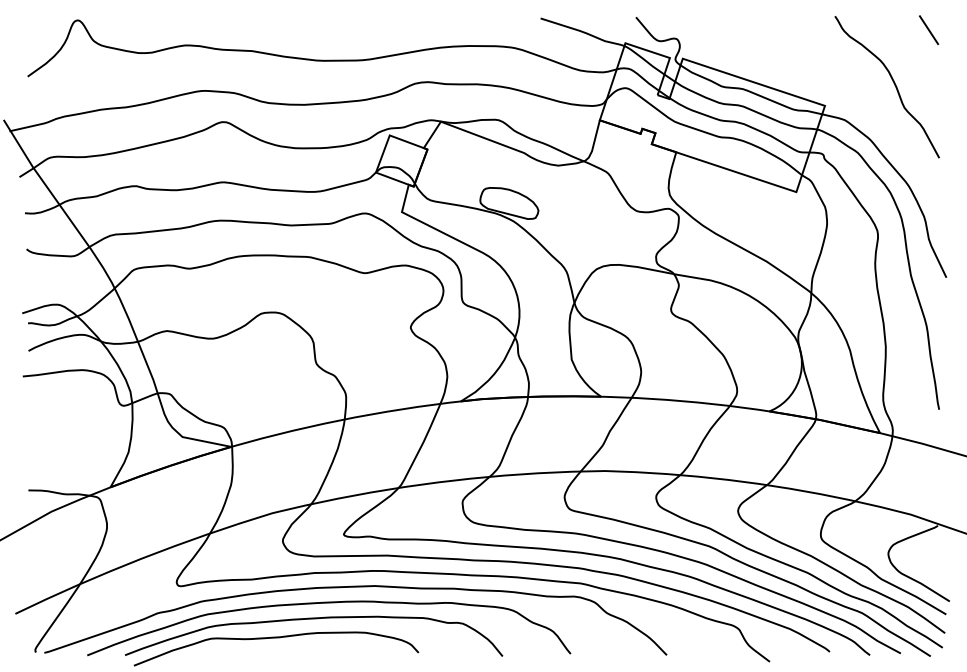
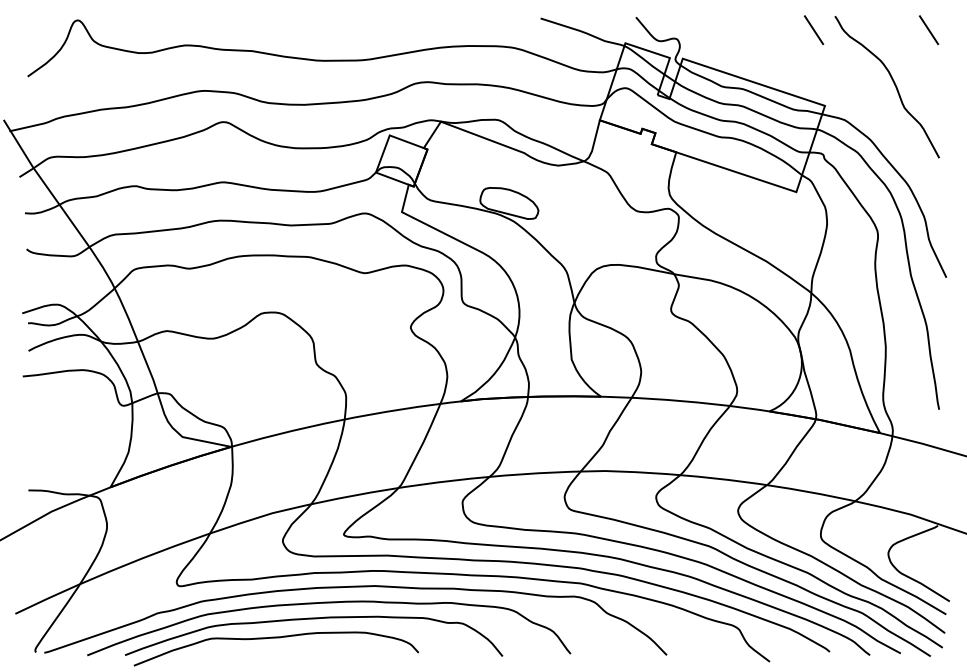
line: none -> present (814, 29)
